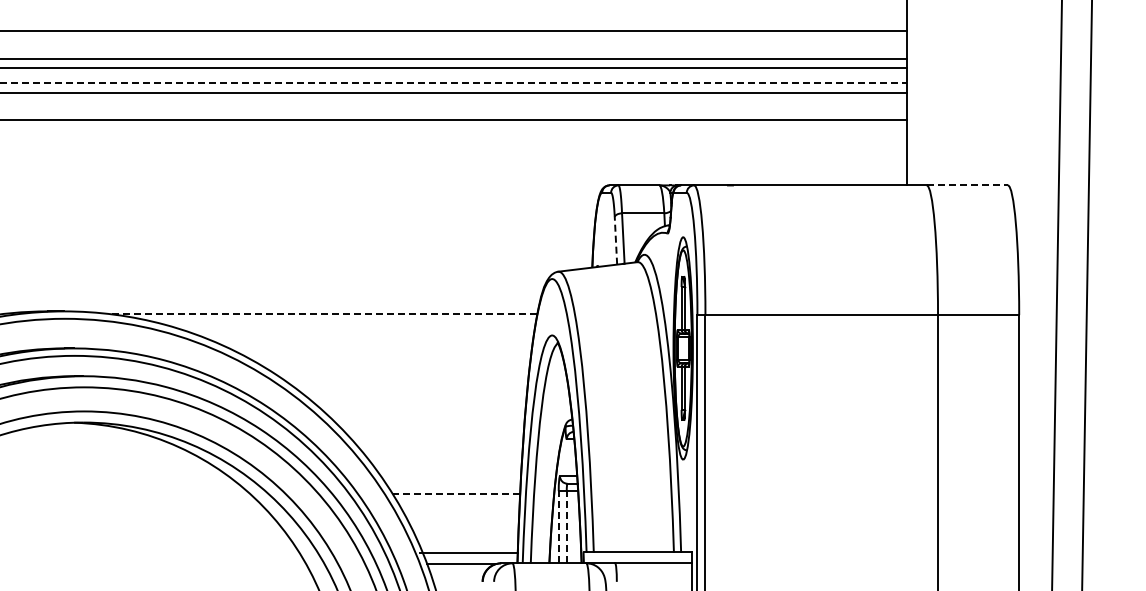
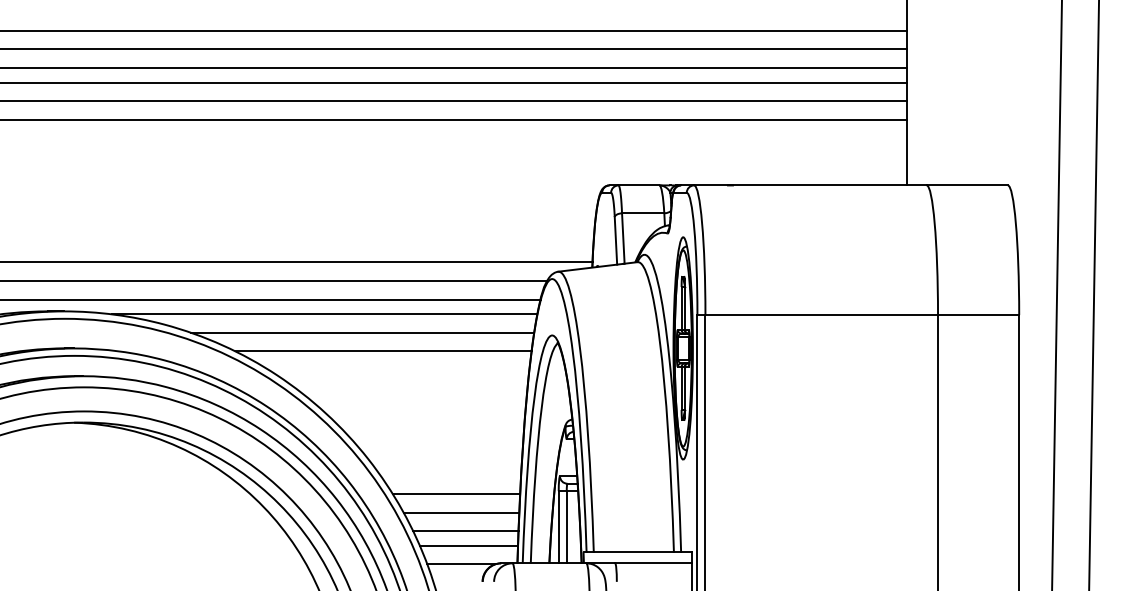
line position: (454, 59) -> (454, 49) (454, 49)
line: dashed -> solid (454, 82)
line position: (454, 93) -> (454, 101) (454, 101)
line: dashed -> solid (967, 185)
line: dashed -> solid (615, 240)
line: none -> present (297, 262)
line: none -> present (274, 281)
line position: (1086, 294) -> (1093, 294) (1093, 294)
line: none -> present (271, 299)
line: dashed -> solid (324, 314)
line: none -> present (362, 332)
line: none -> present (383, 351)
line: dashed -> solid (456, 494)
line: none -> present (461, 512)
line: dashed -> solid (558, 526)
line: dashed -> solid (566, 526)
line: none -> present (465, 531)
line position: (468, 552) -> (468, 545) (468, 545)
